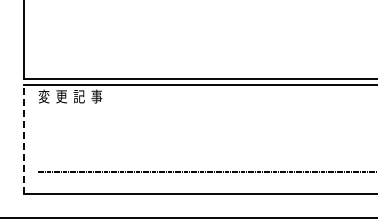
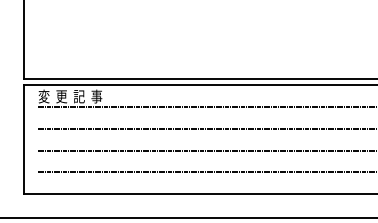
line: none -> present (205, 106)
line: none -> present (205, 128)
line: dashed -> solid (24, 139)
line: none -> present (205, 150)
